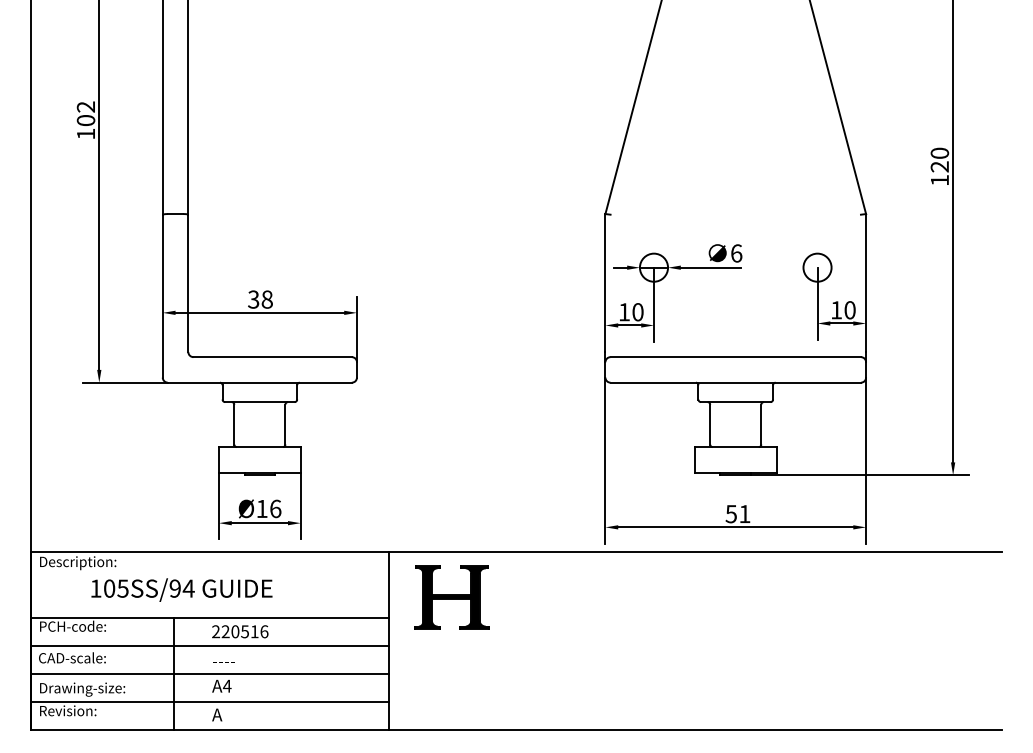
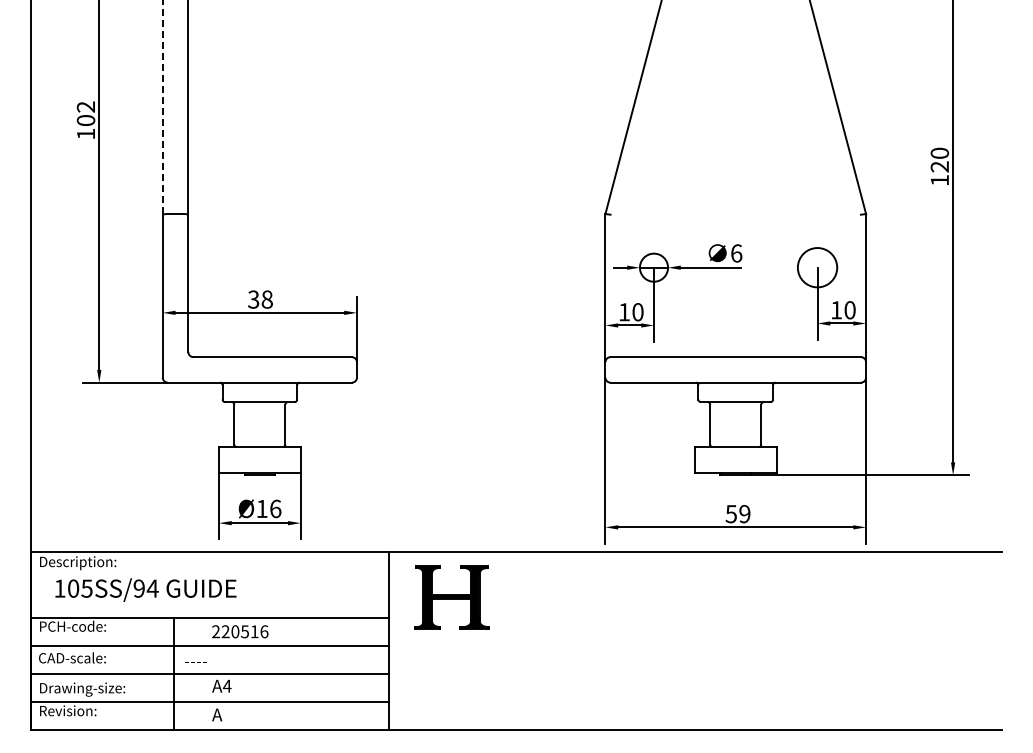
line: solid -> dashed (162, 107)
circle diameter: 28 px -> 39 px (817, 267)
text: 51 -> 59 (744, 513)
text position: (181, 589) -> (145, 589) (145, 589)
text position: (223, 662) -> (195, 662) (195, 662)
